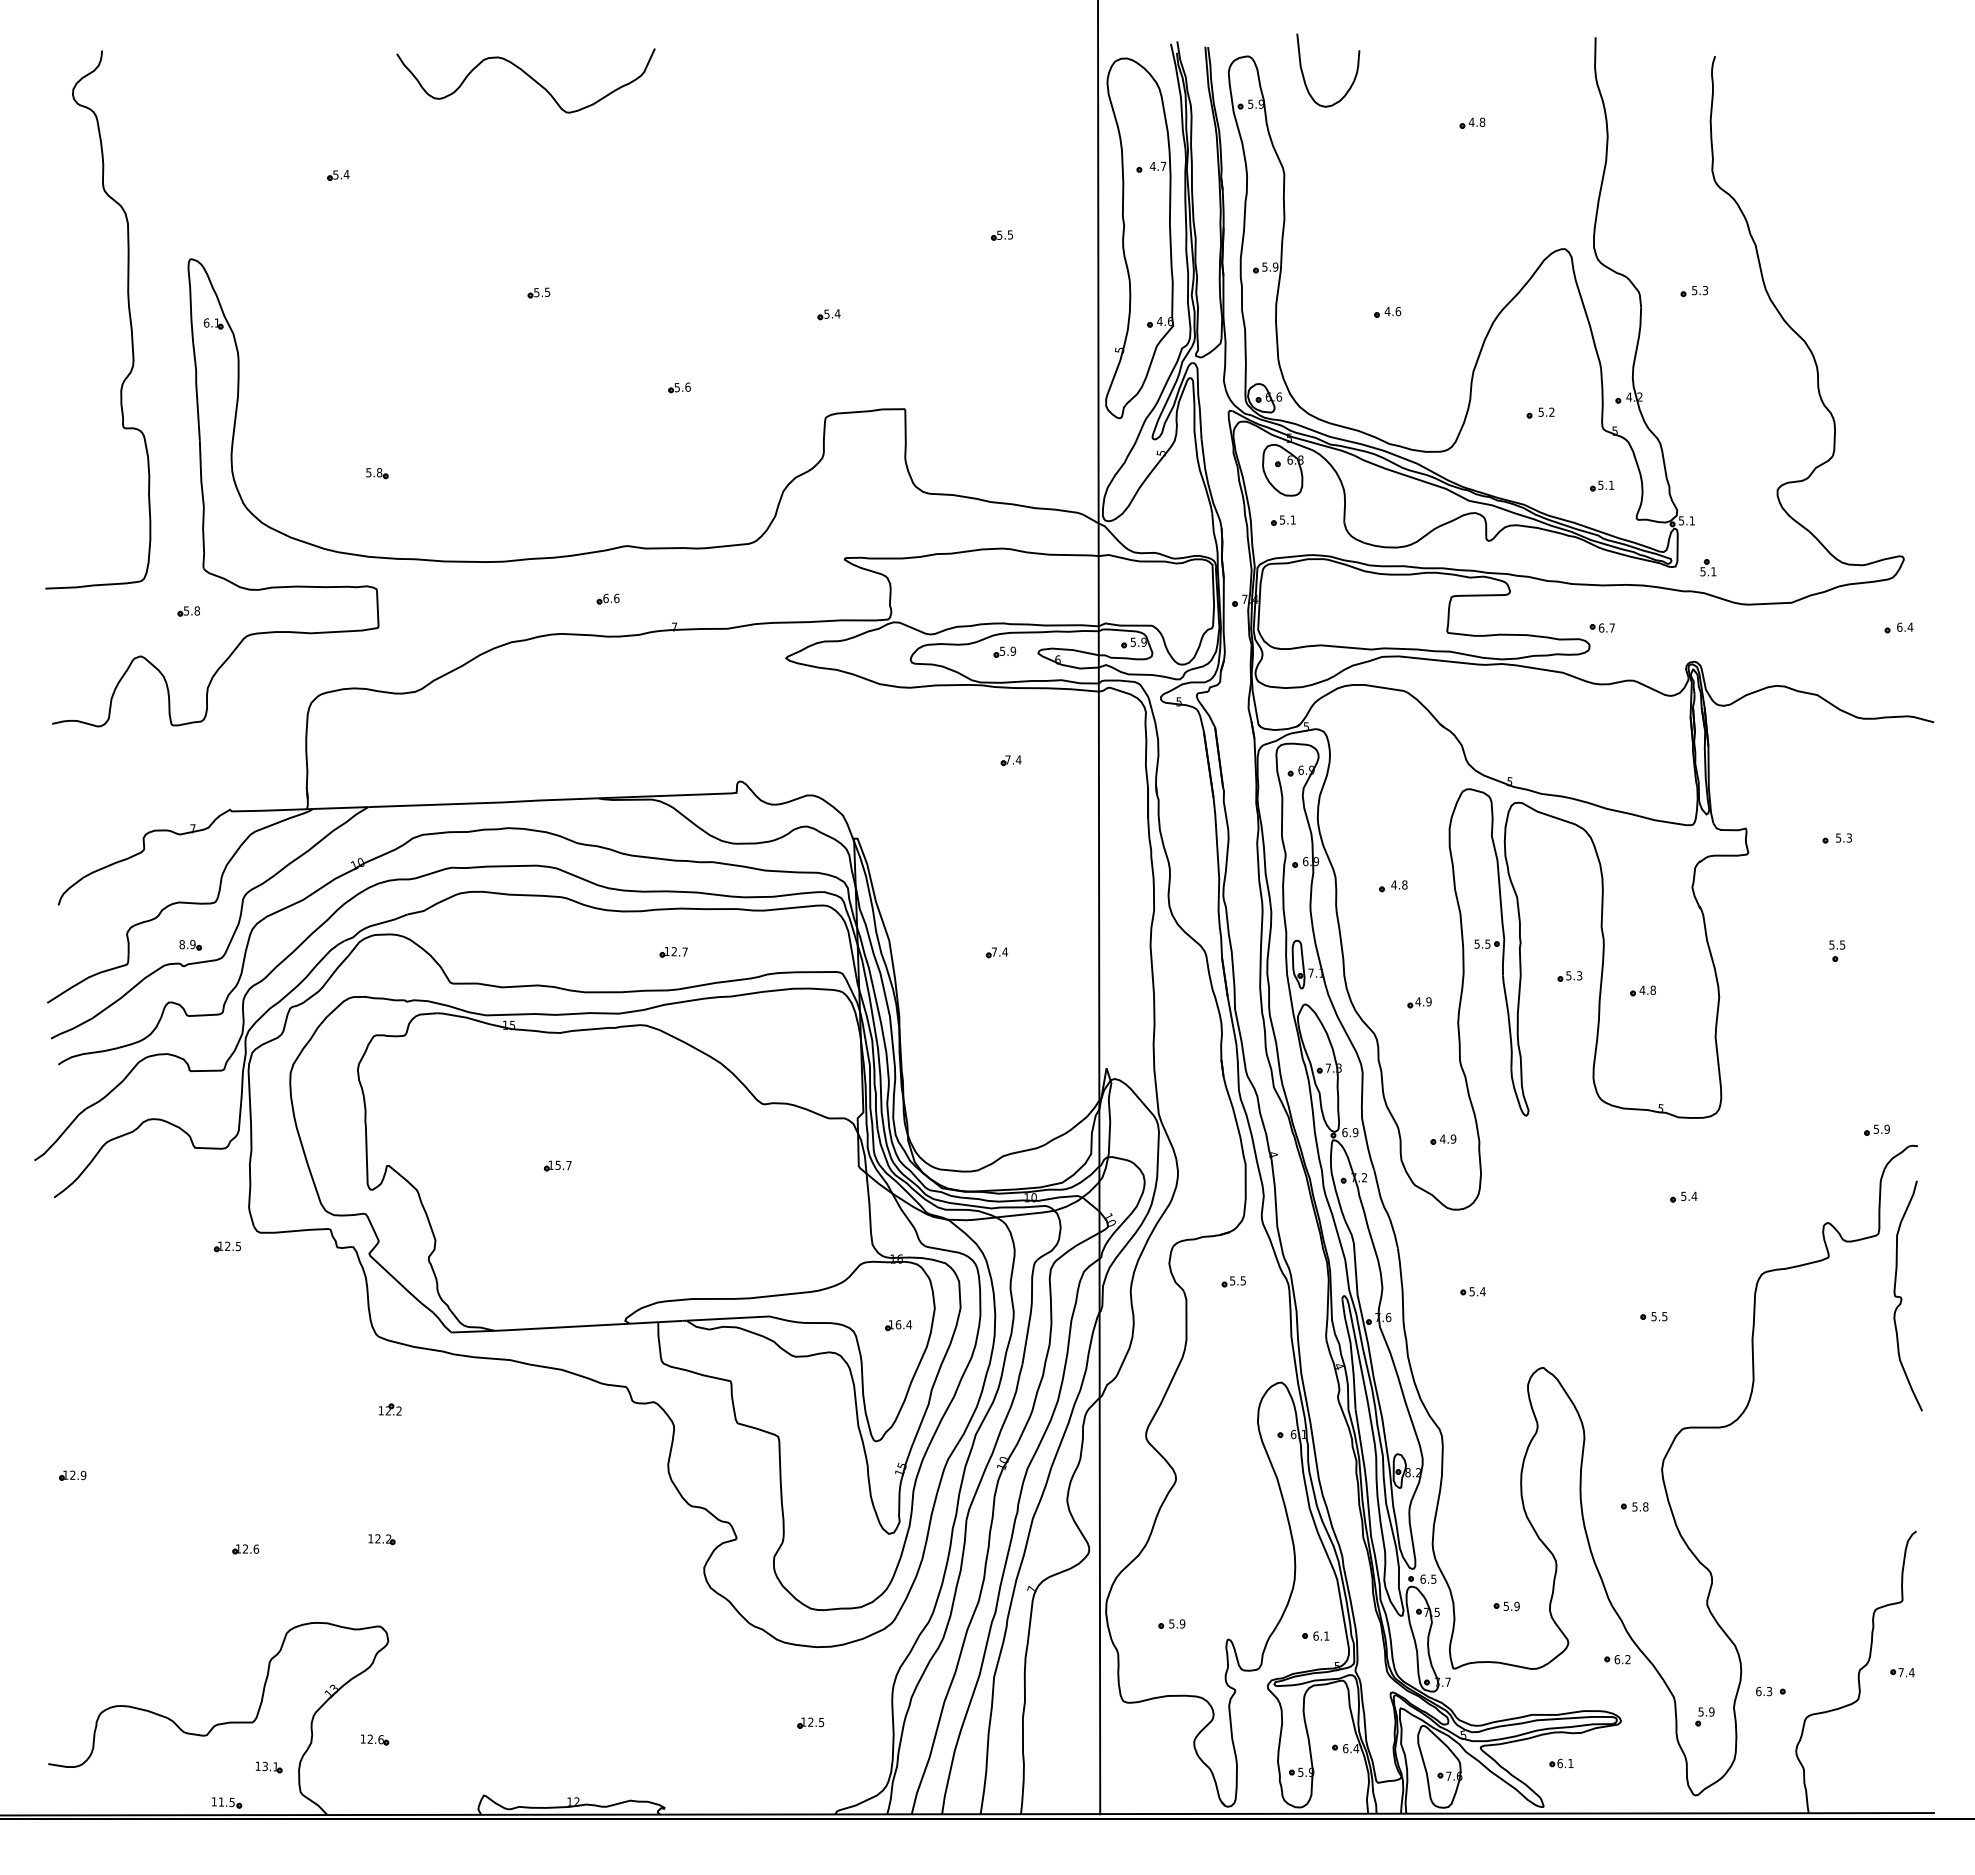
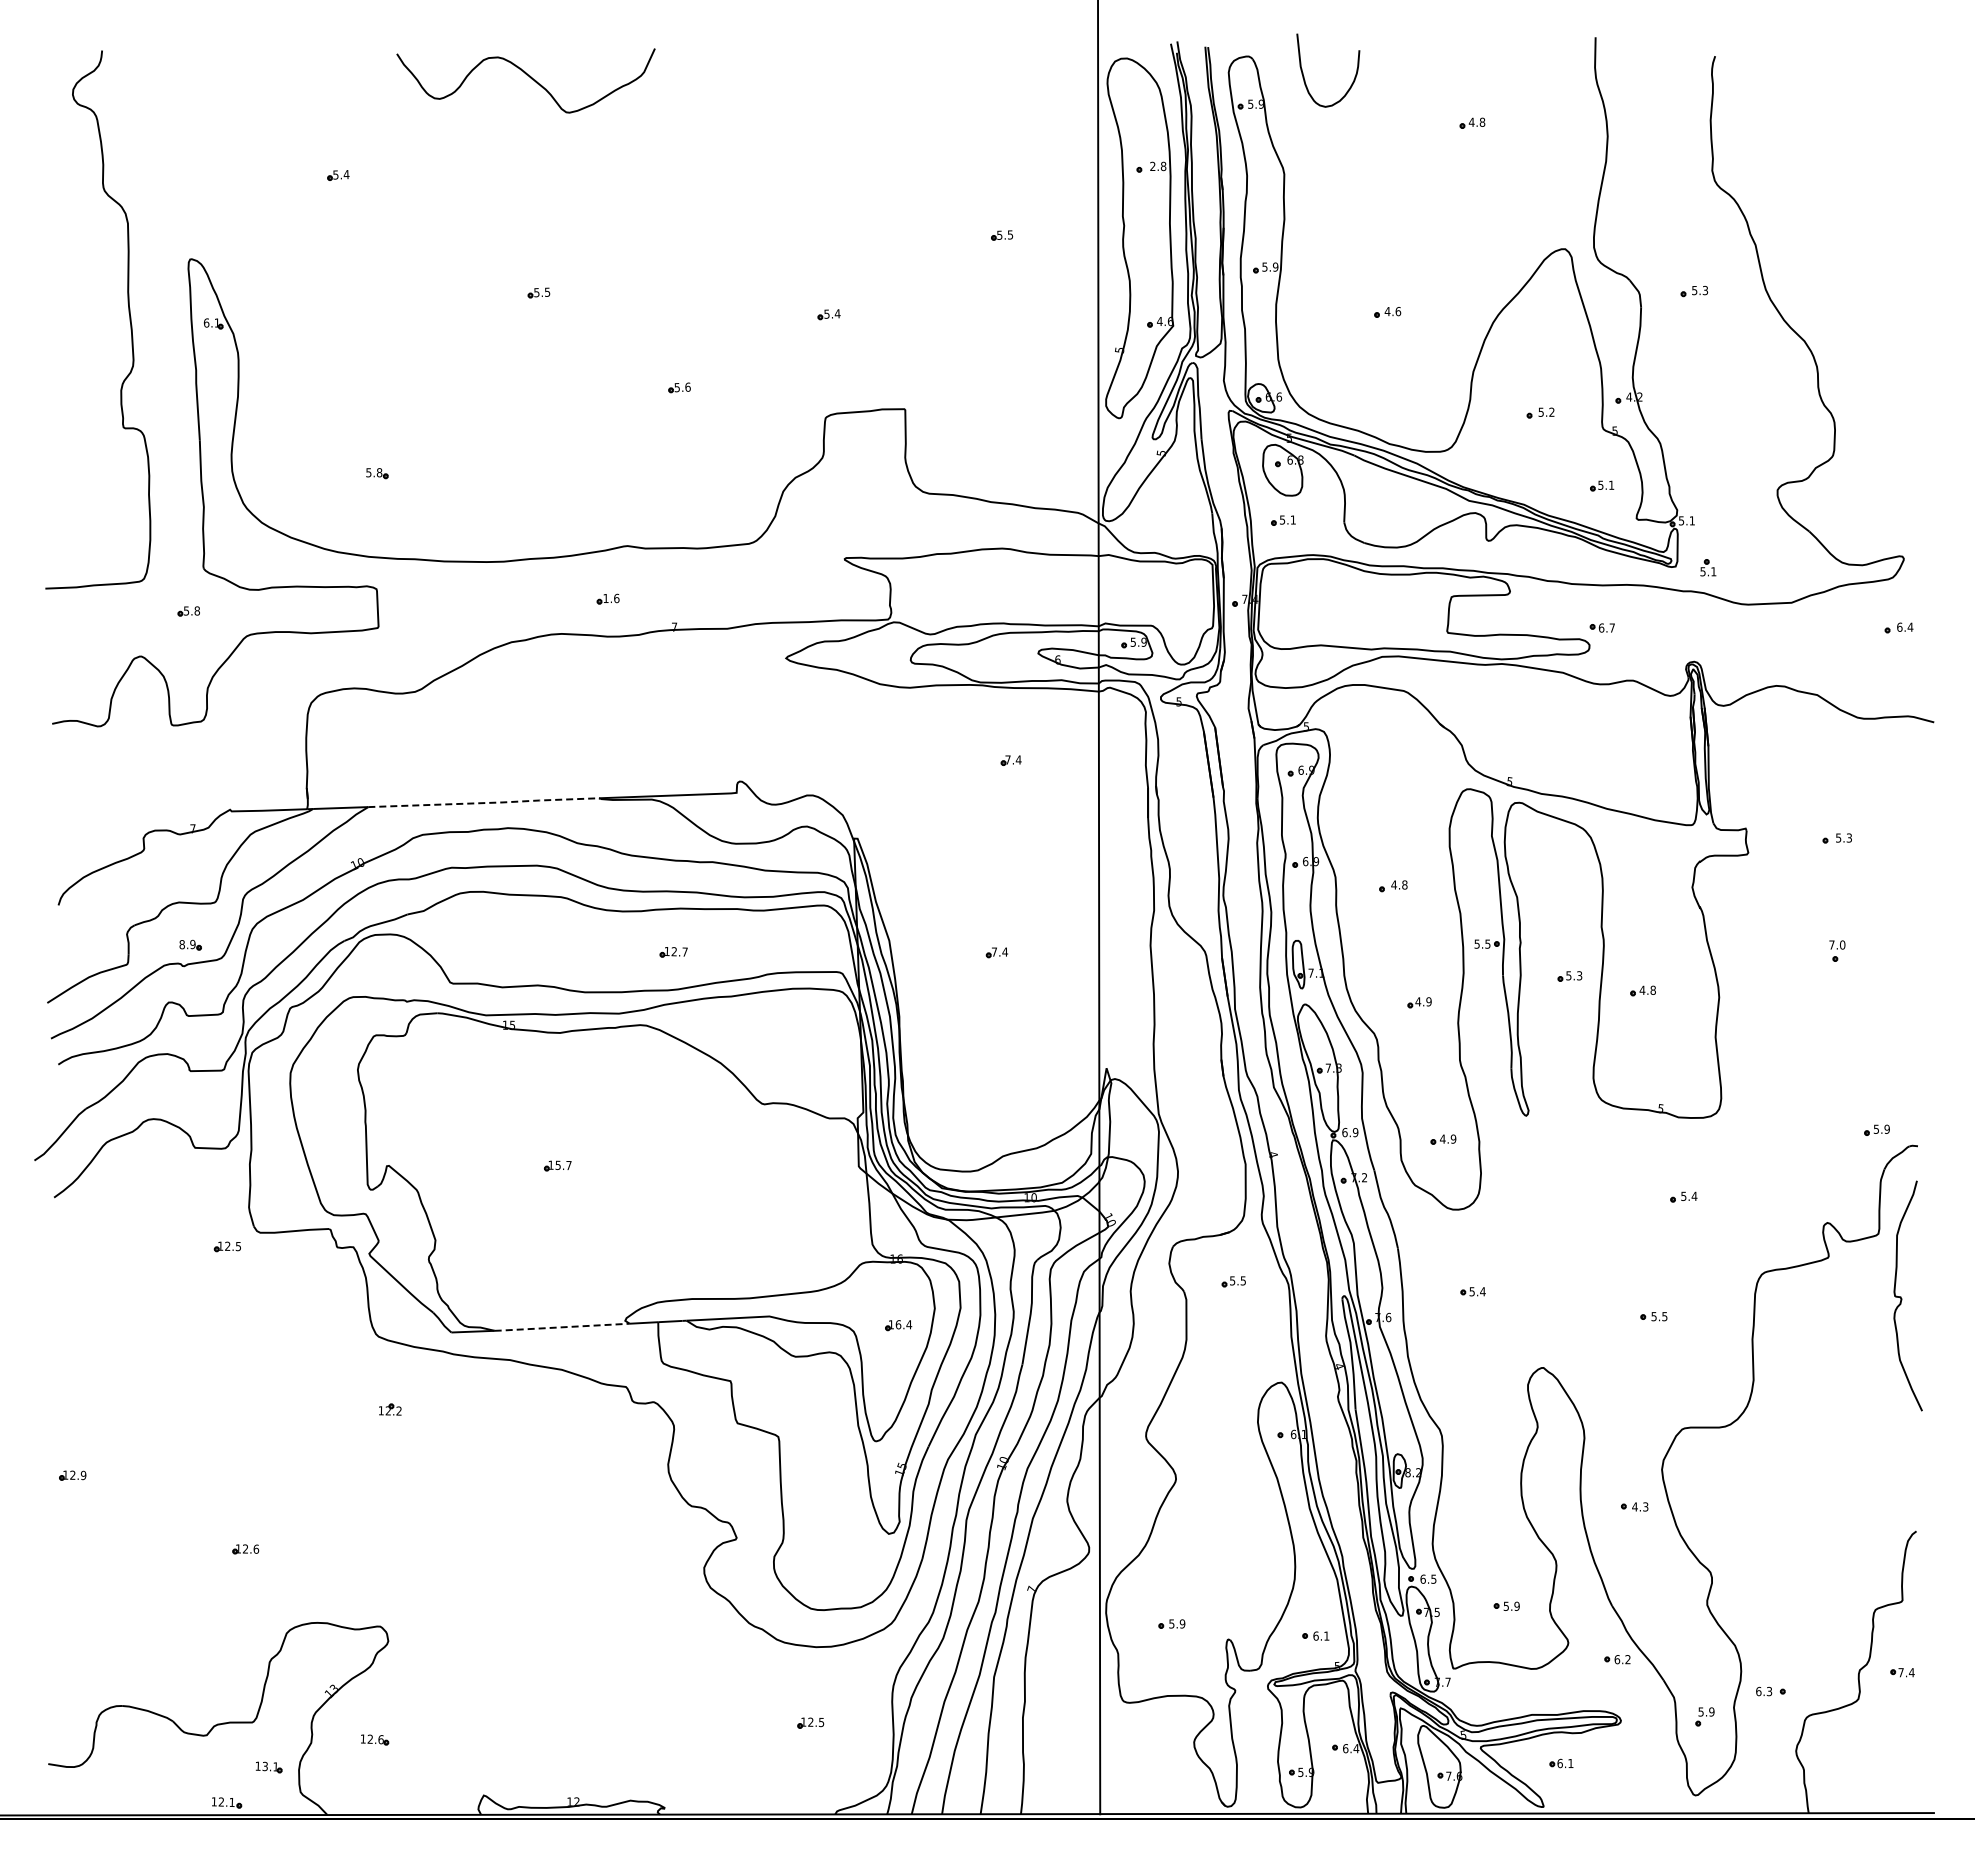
text: 4.7 -> 2.8 (1158, 166)
text: 6.6 -> 1.6 (605, 598)
part: present -> none (1004, 651)
line: solid -> dashed (485, 803)
text: 5.5 -> 7.0 (1837, 944)
line: solid -> dashed (561, 1327)
text: 5.8 -> 4.3 (1640, 1506)
part: present -> none (381, 1539)
text: 11.5 -> 12.1 (226, 1802)
